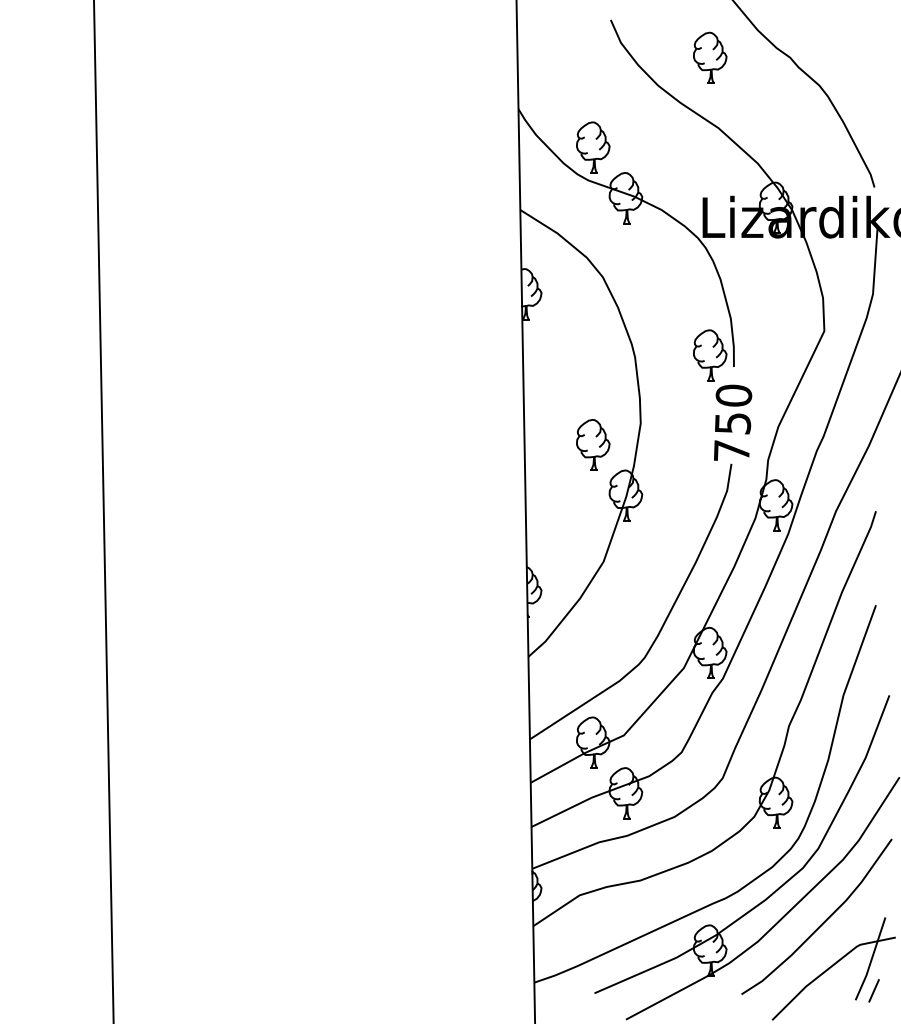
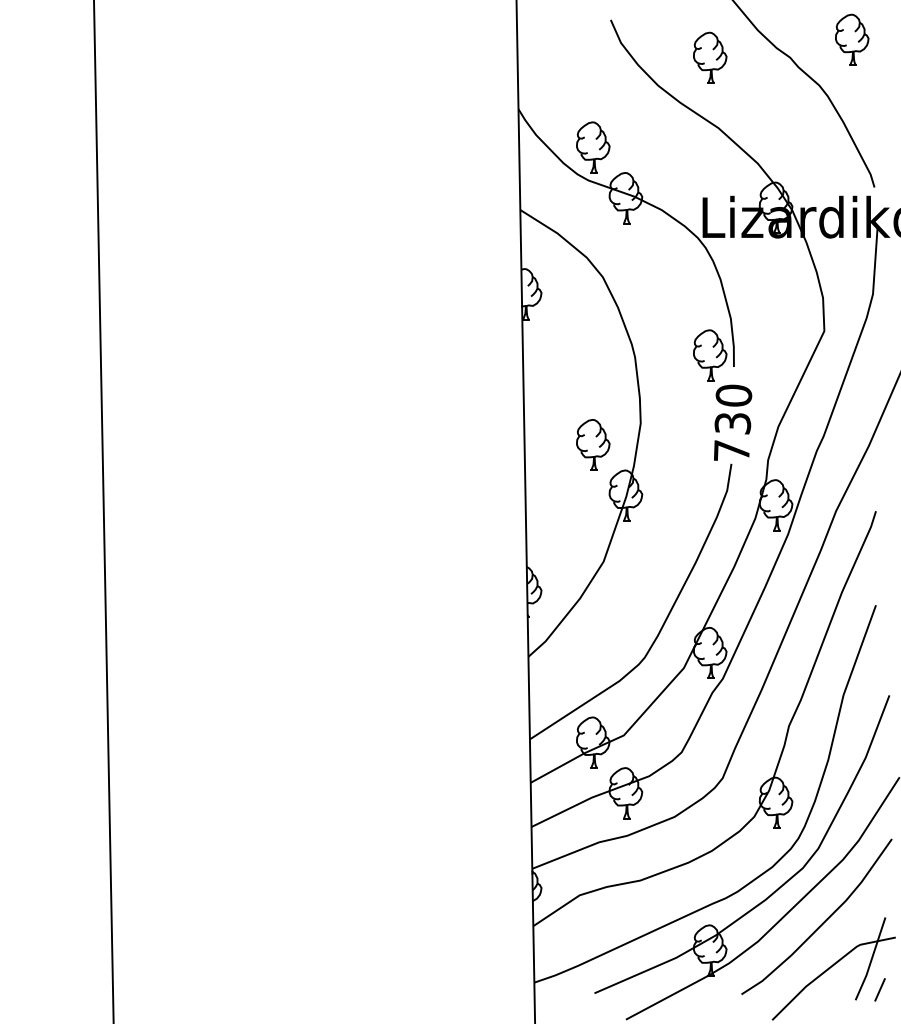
part: none -> present (852, 39)
text: 750 -> 730 (732, 423)
line position: (873, 990) -> (879, 989) (879, 989)
